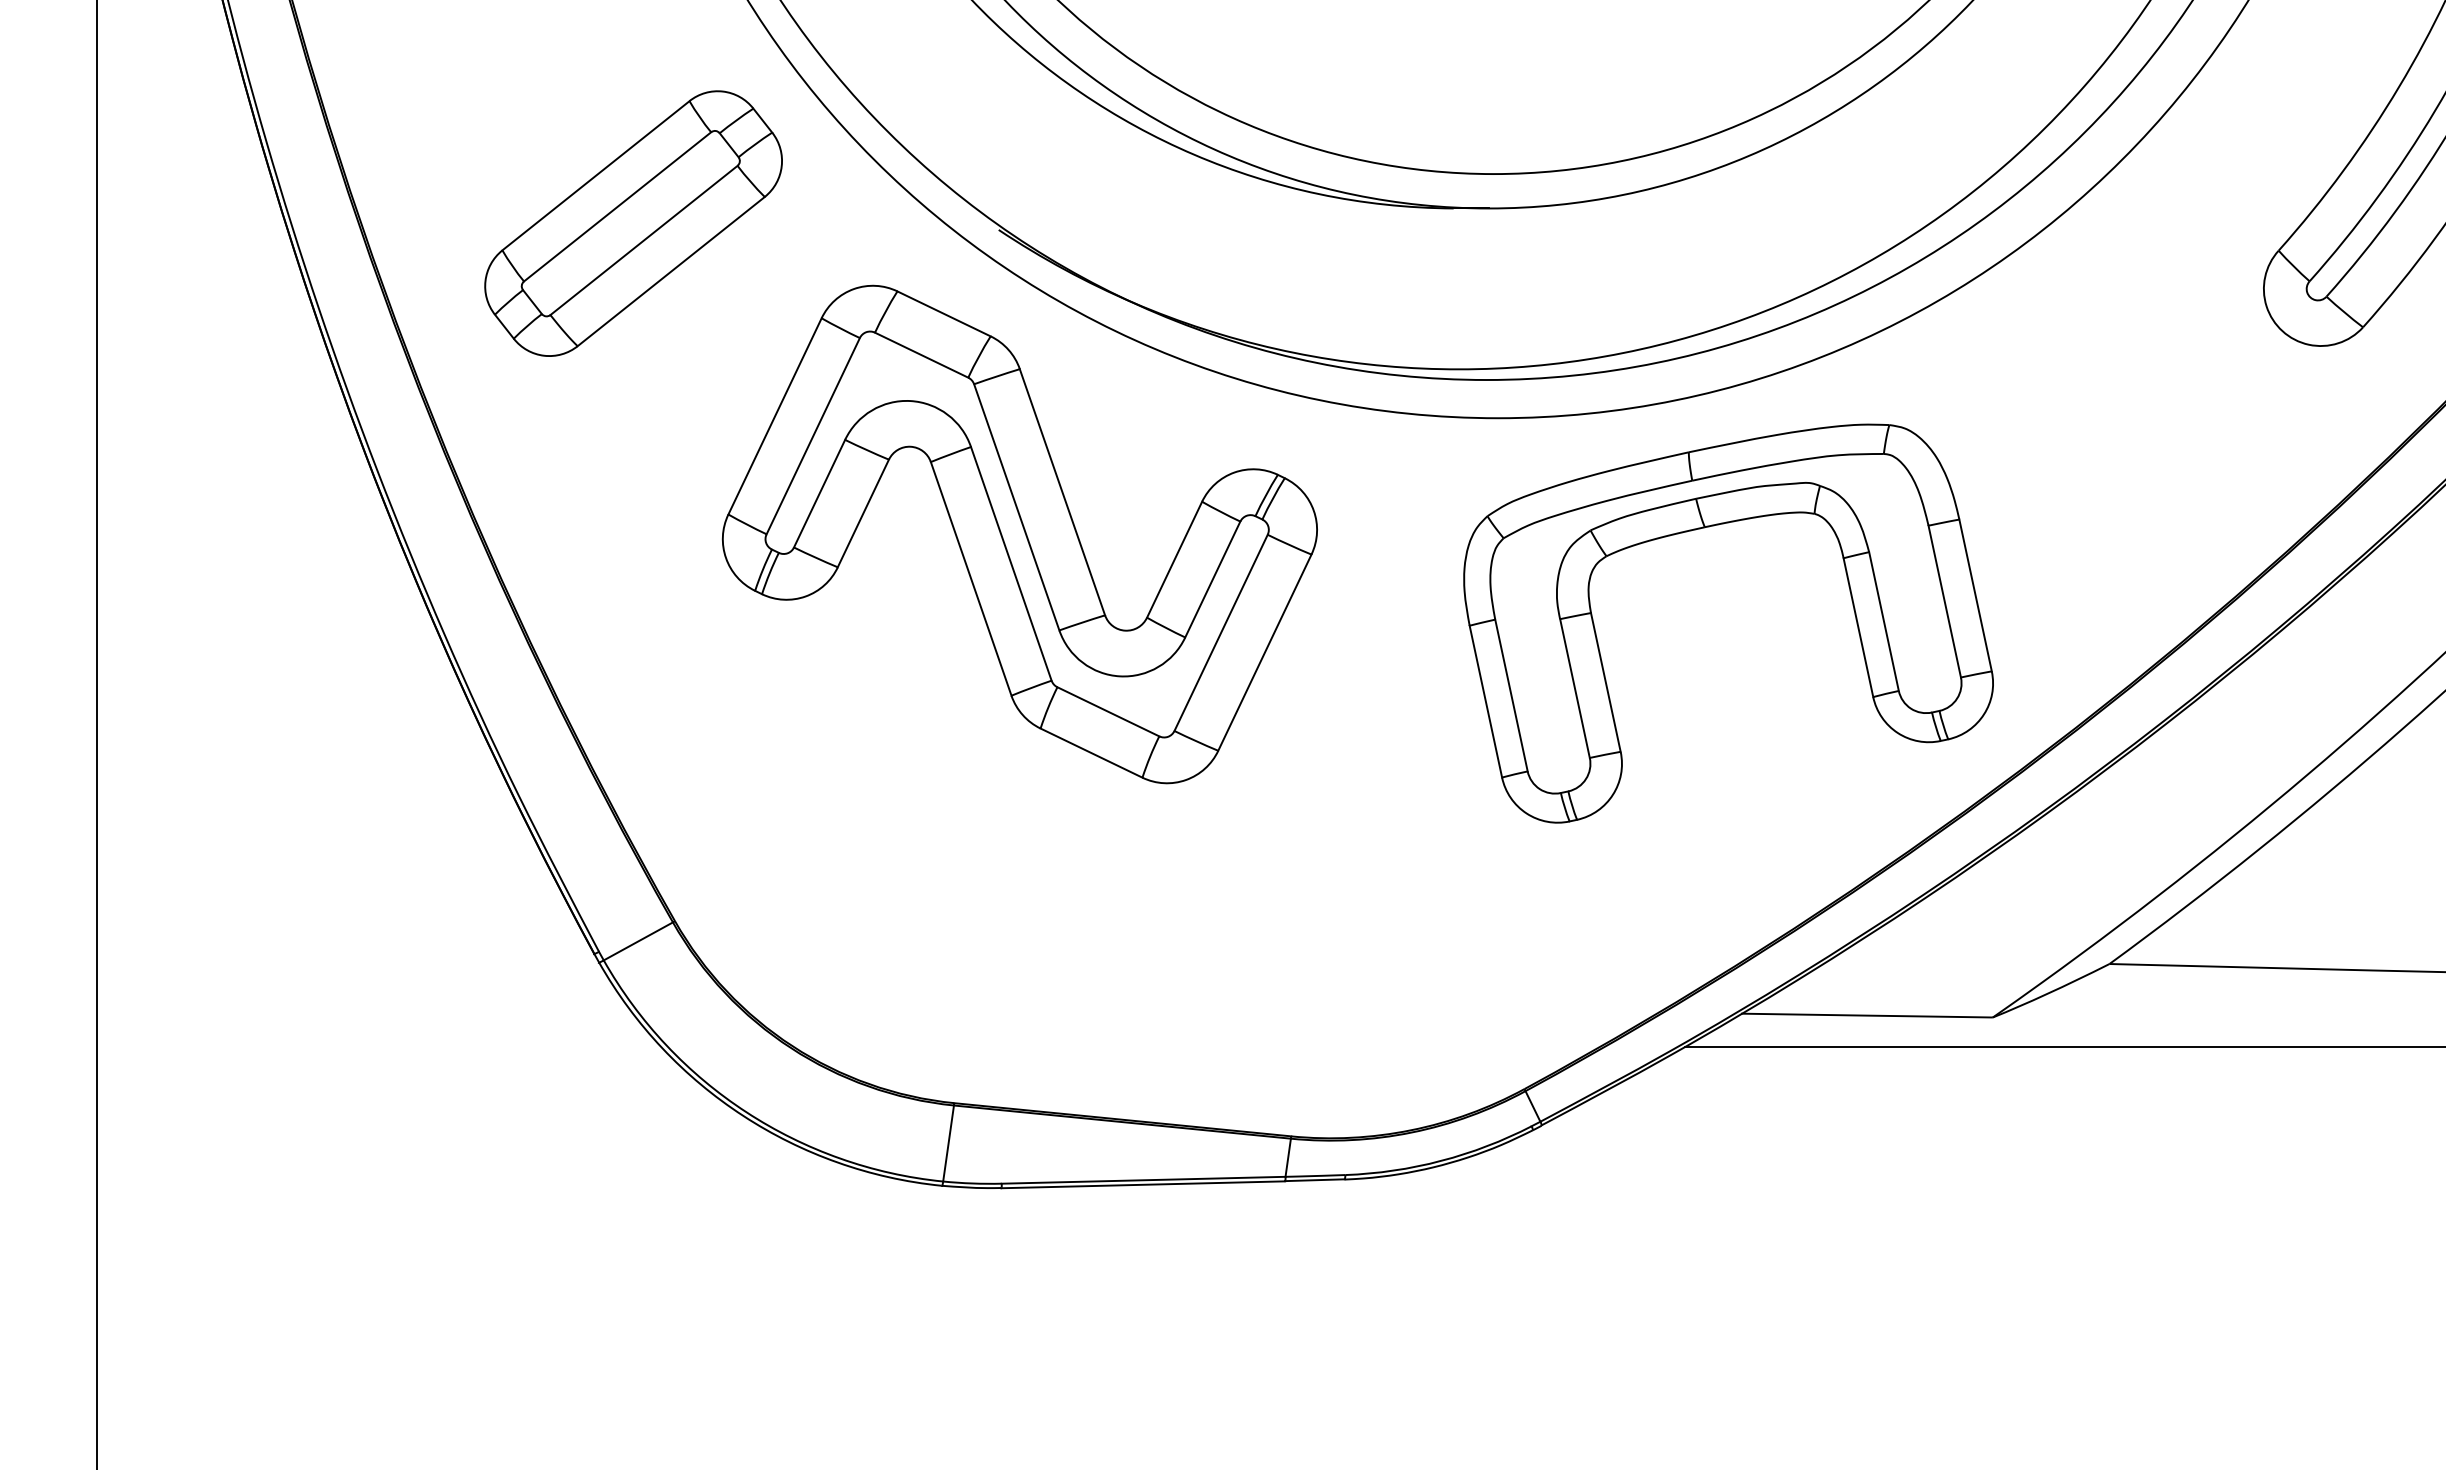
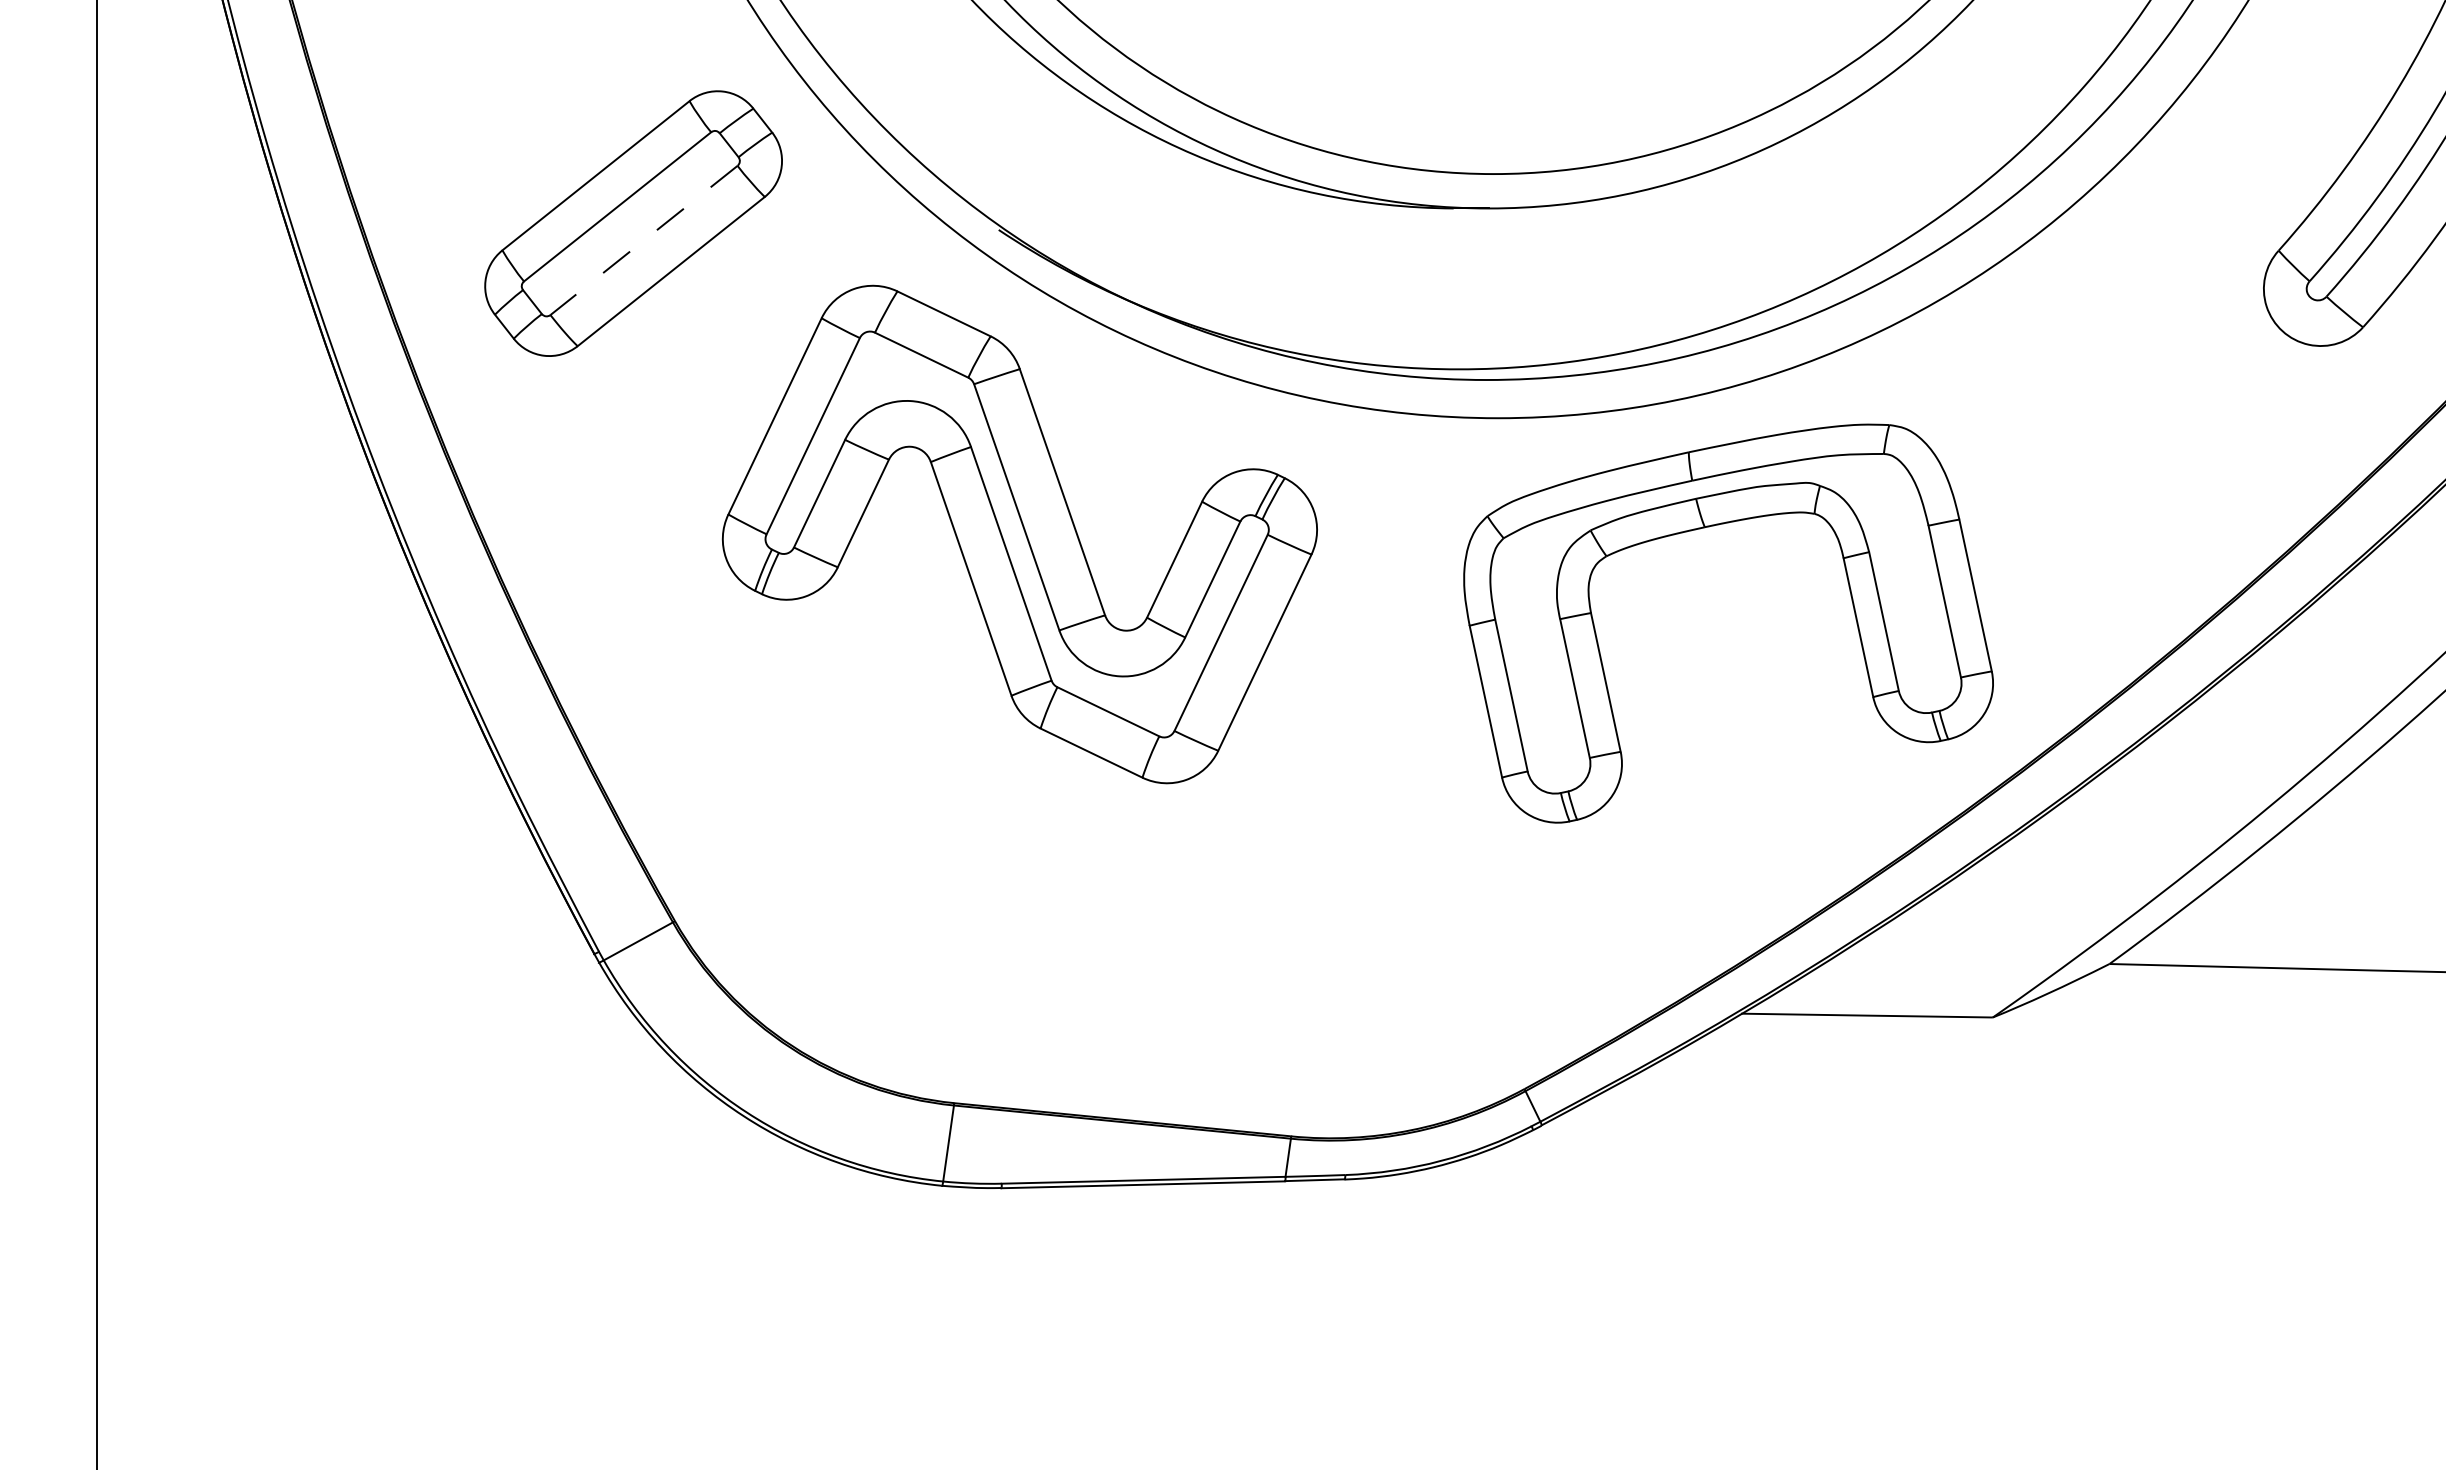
line: solid -> dashed (644, 240)
line: present -> none (2063, 1046)
